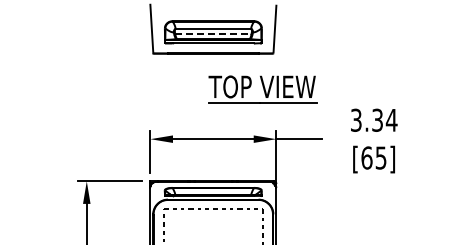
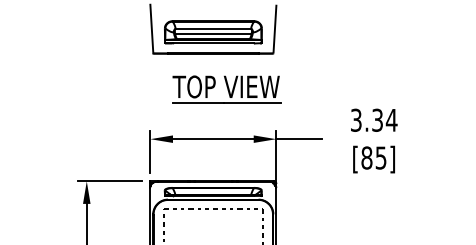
line: dashed -> solid (213, 34)
part position: (262, 89) -> (226, 89) (226, 89)
text: [65] -> [85] (366, 157)
